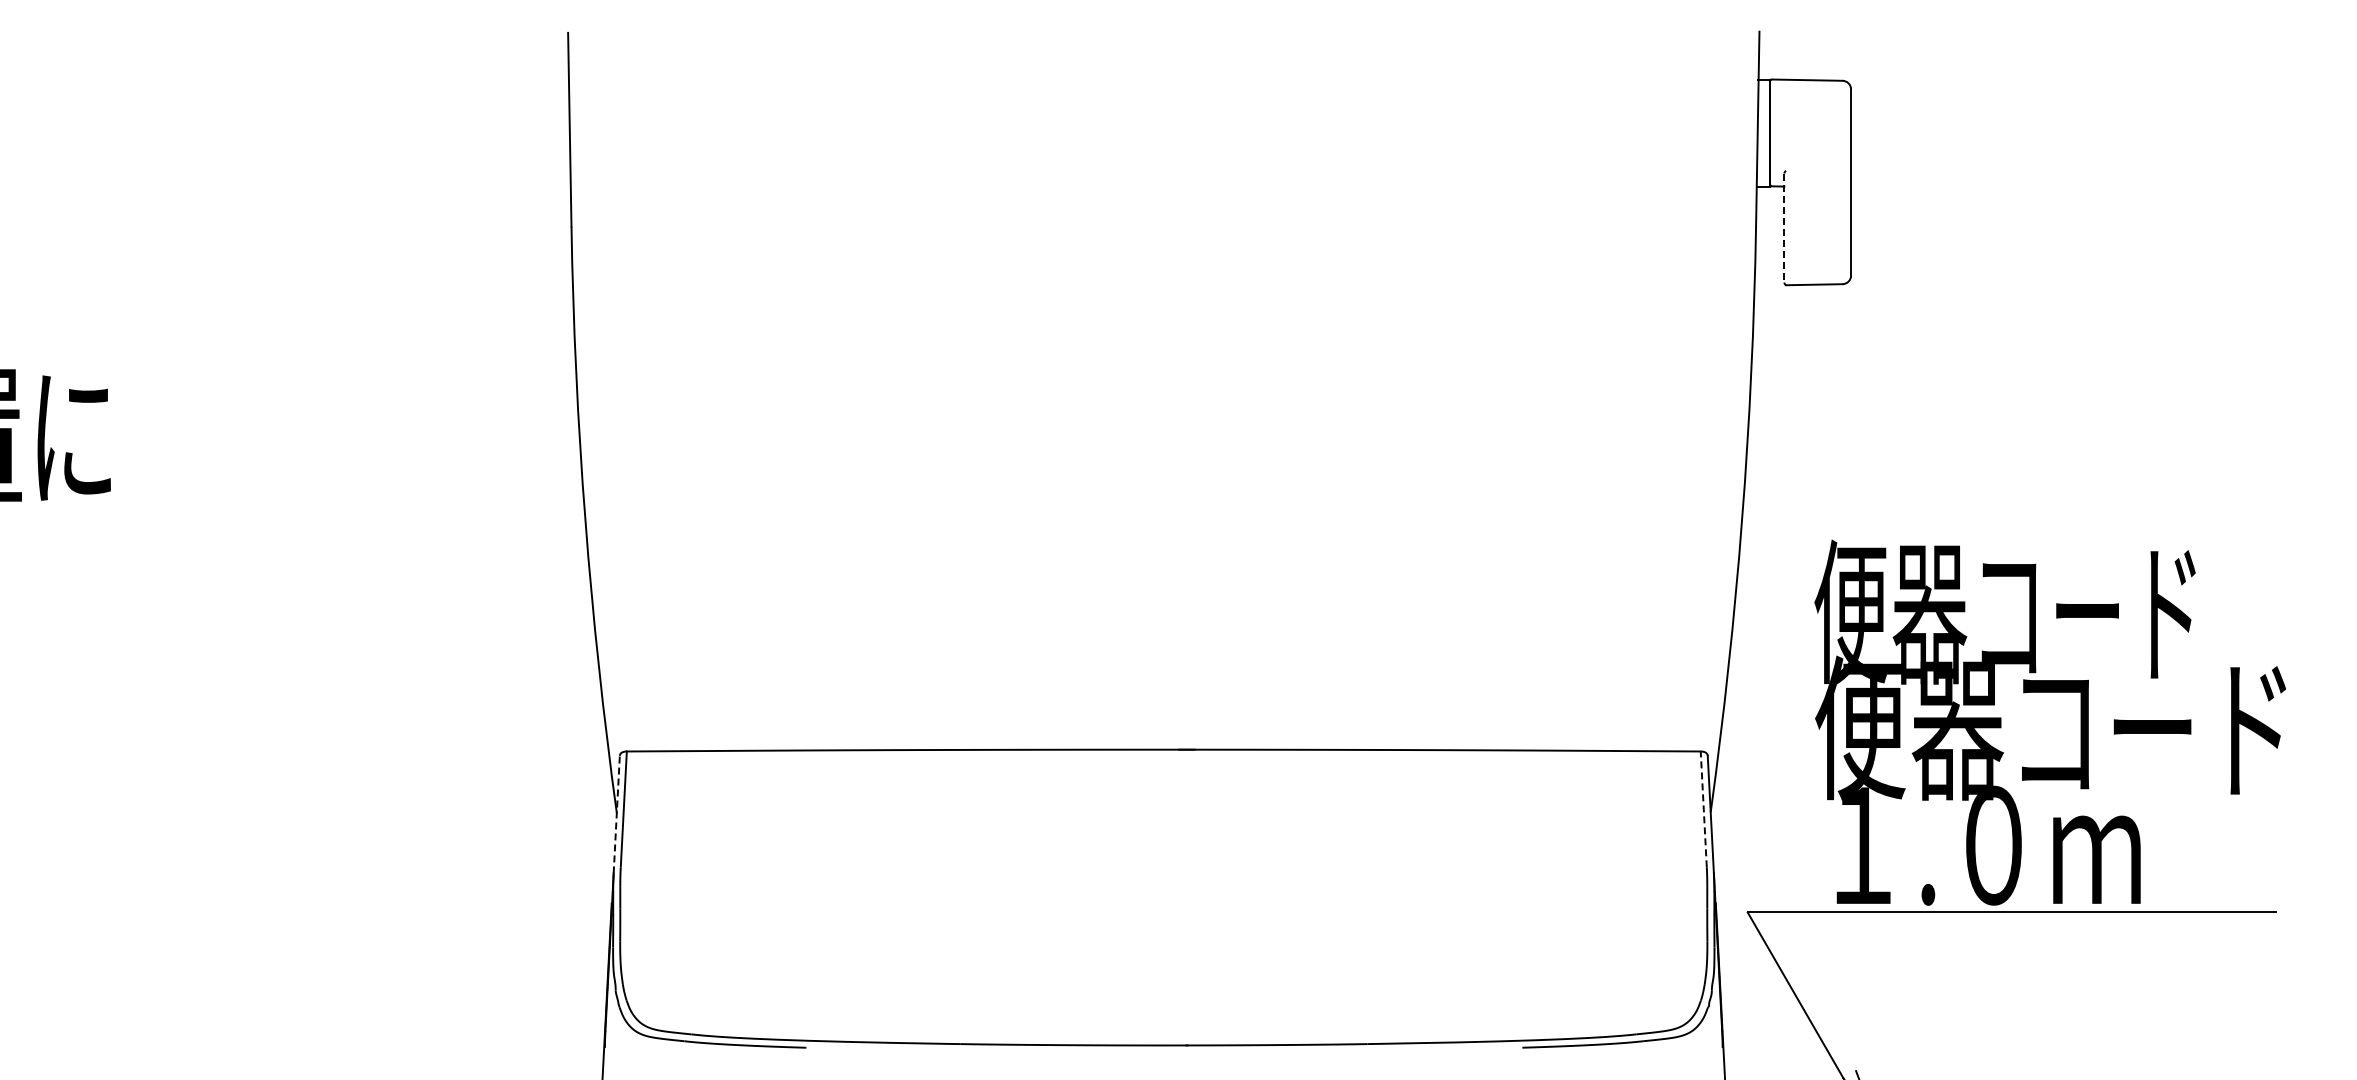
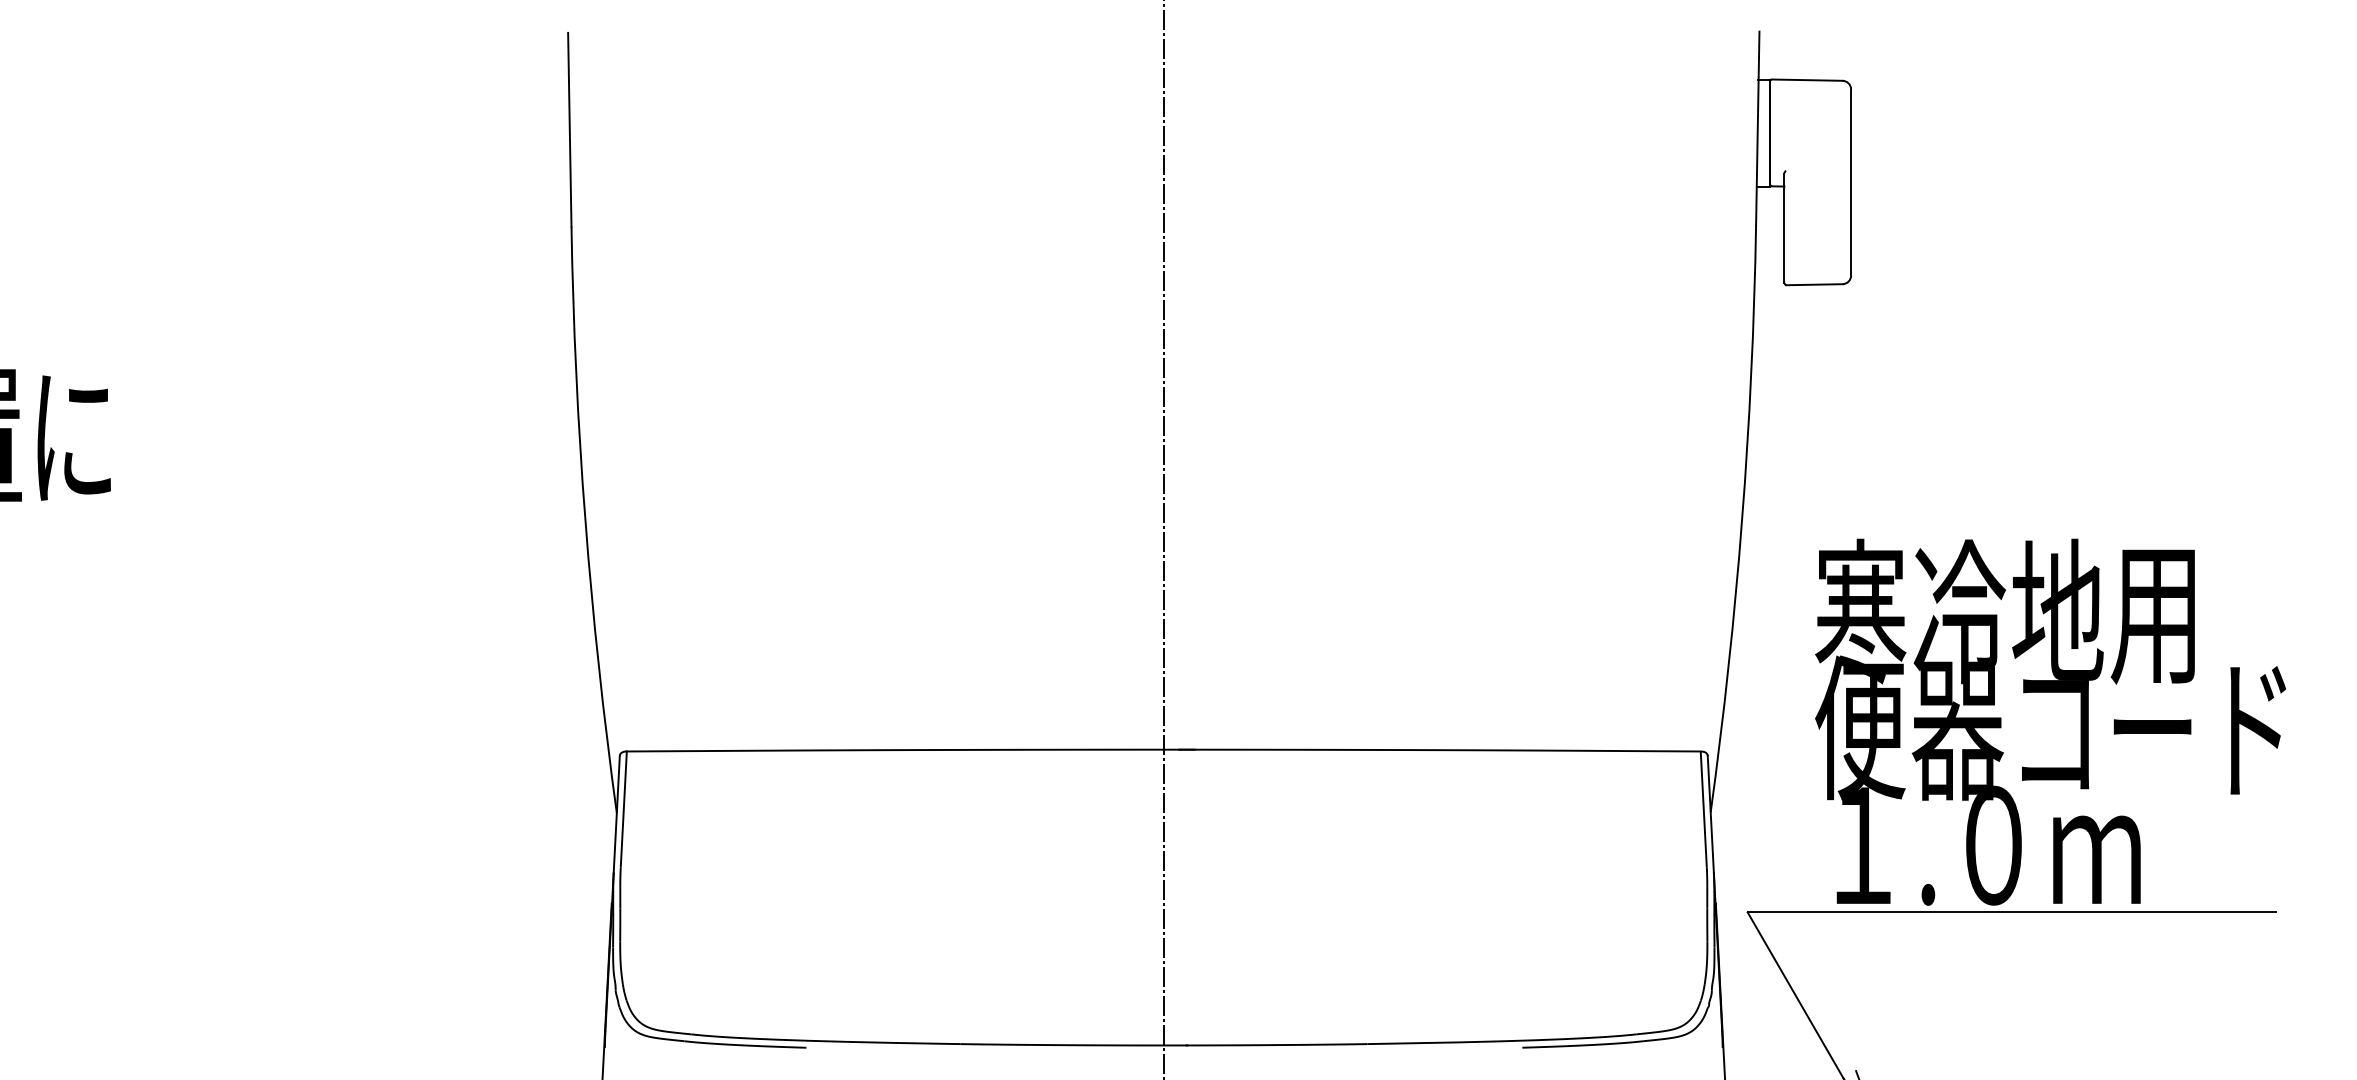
line: dashed -> solid (1784, 228)
line: none -> present (1163, 539)
text: 便器コード -> 寒冷地用 (2004, 611)
line: dashed -> solid (1703, 810)
line: dashed -> solid (616, 814)
